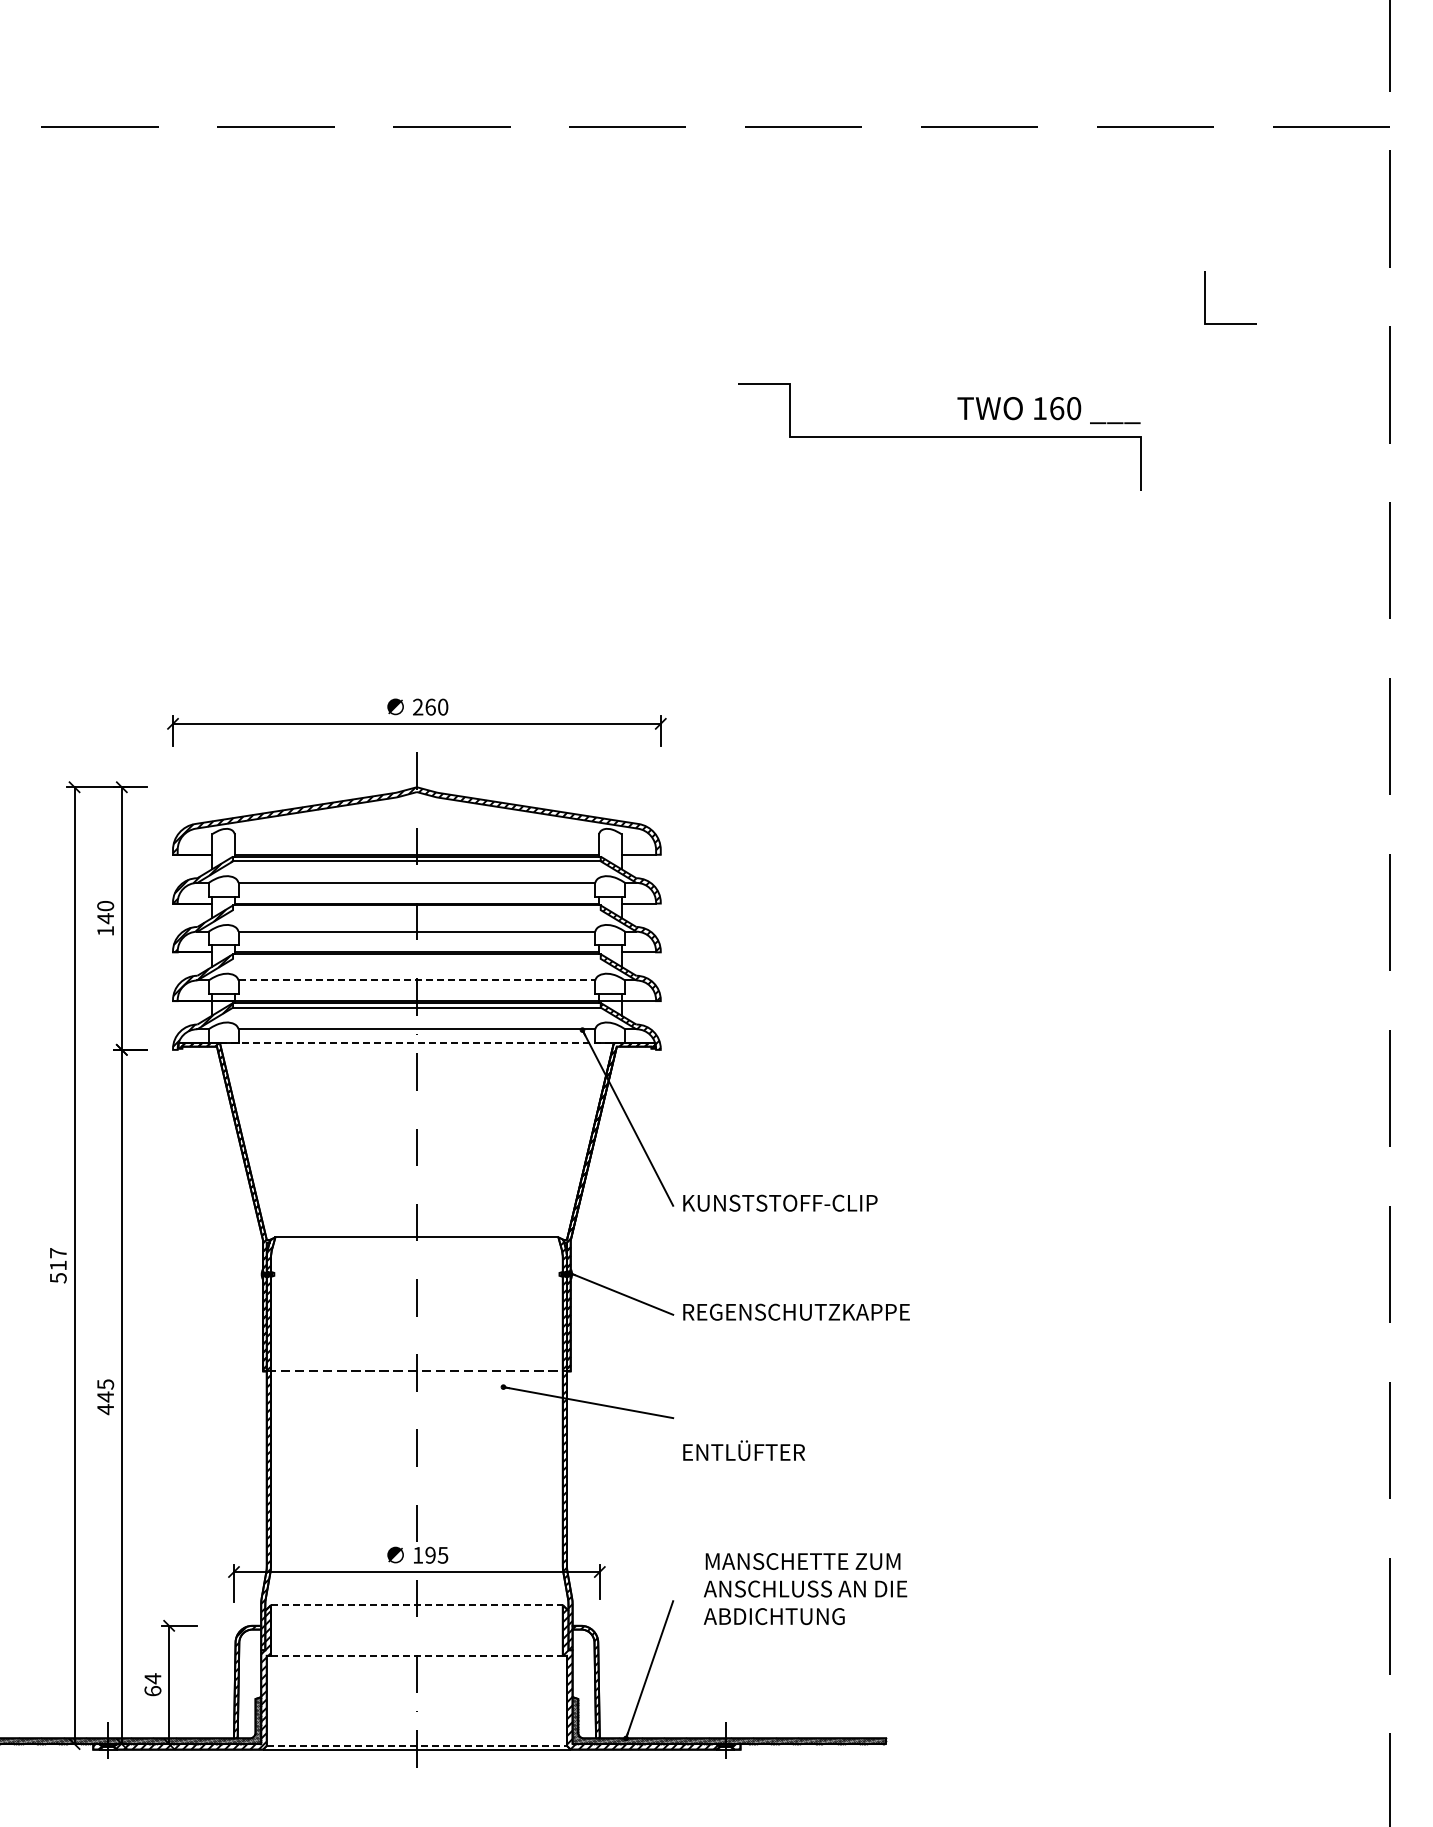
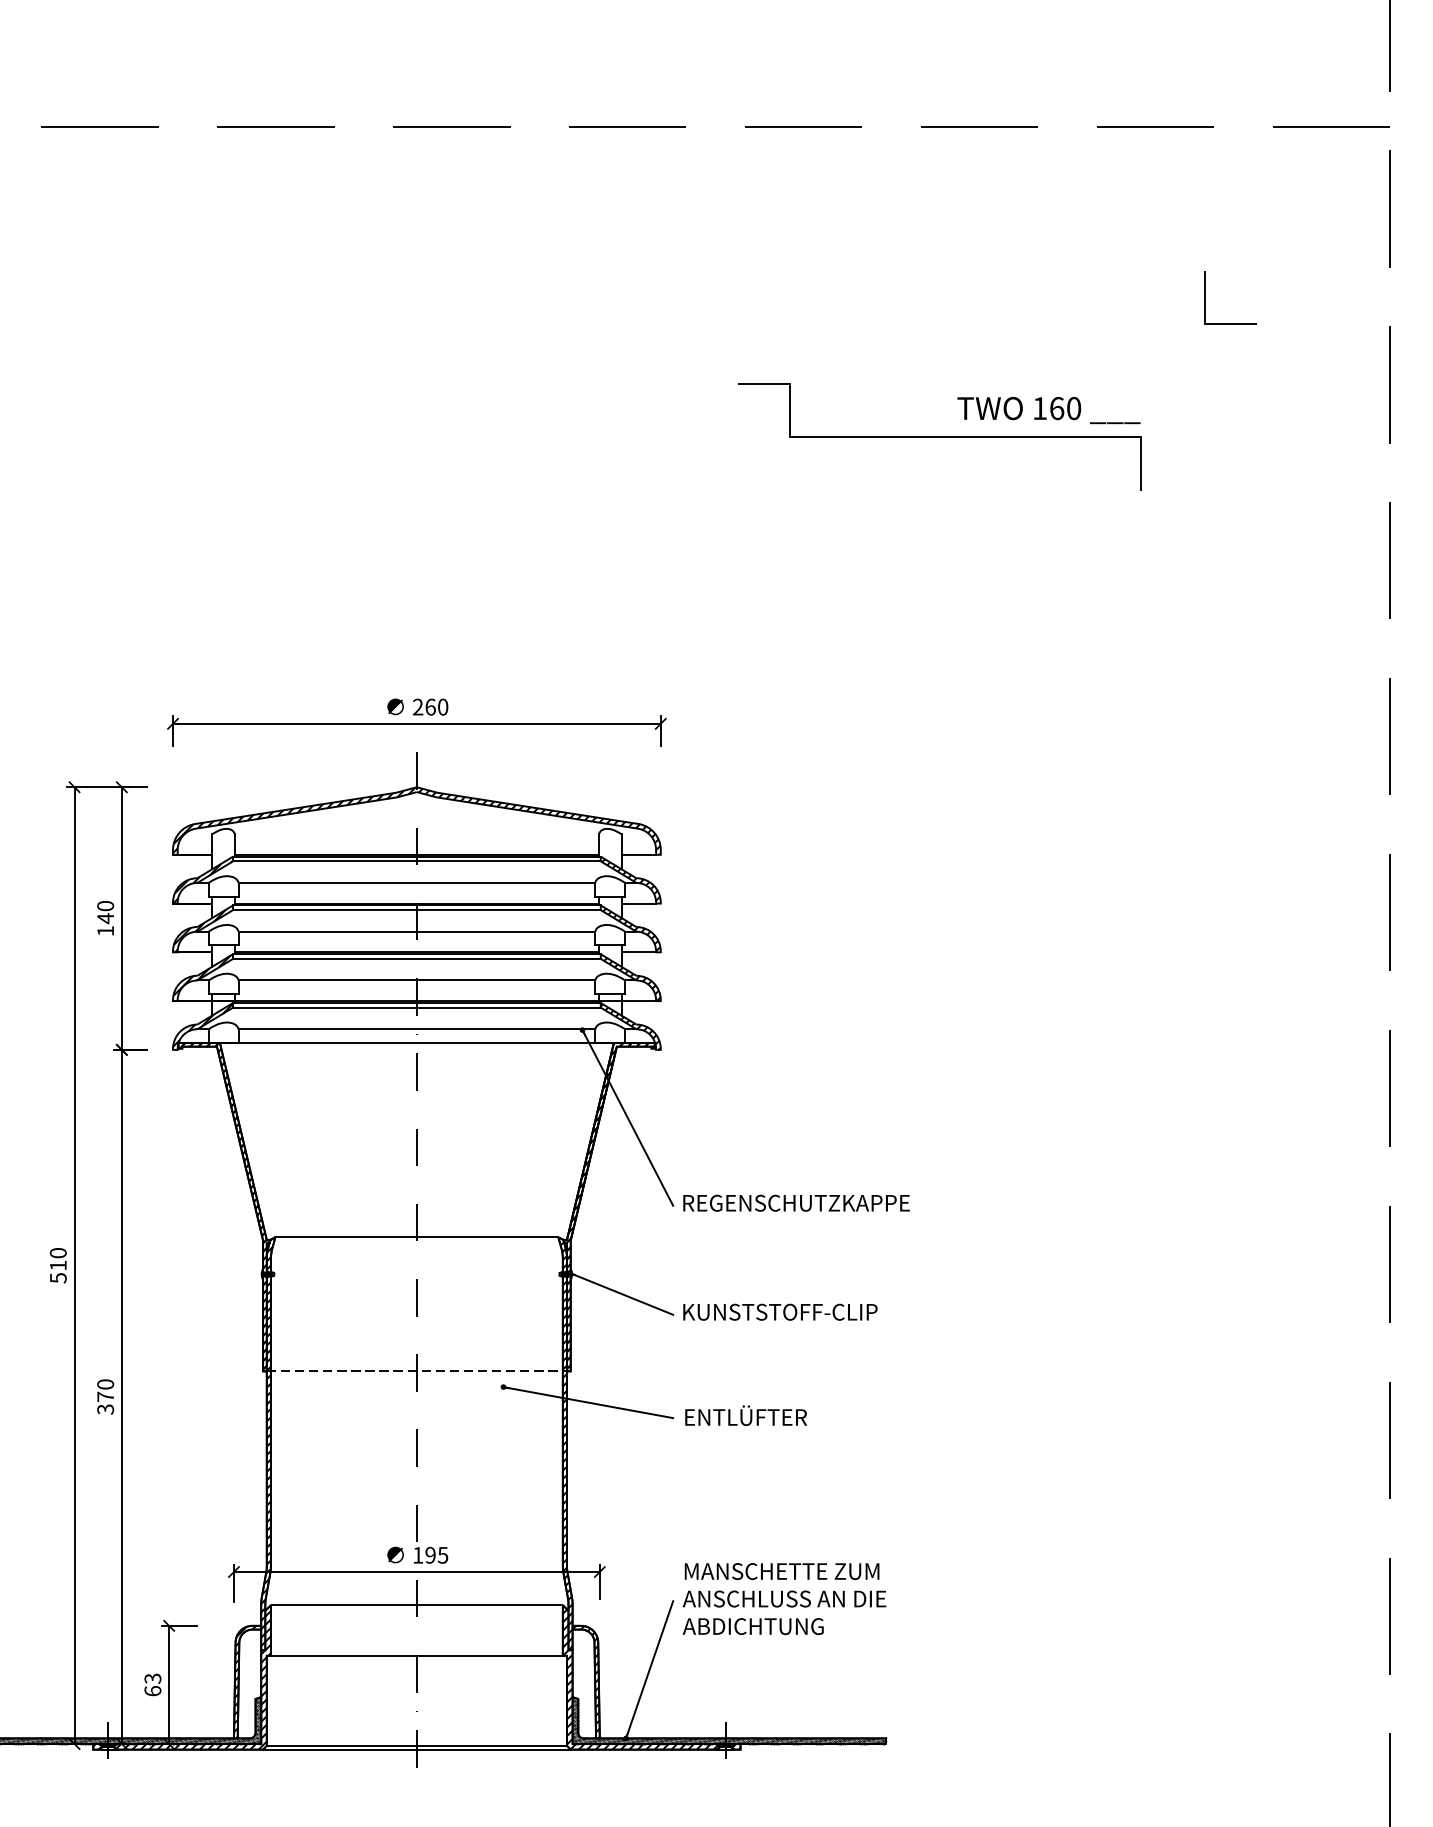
line: none -> present (416, 910)
line: none -> present (416, 958)
line: dashed -> solid (417, 980)
line: dashed -> solid (416, 1042)
text: KUNSTSTOFF-CLIP -> REGENSCHUTZKAPPE (797, 1202)
text: 517 -> 510 (57, 1253)
text: REGENSCHUTZKAPPE -> KUNSTSTOFF-CLIP (797, 1311)
text: 445 -> 370 (105, 1397)
text position: (743, 1450) -> (745, 1415) (745, 1415)
text position: (805, 1589) -> (784, 1599) (784, 1599)
line: dashed -> solid (416, 1605)
line: dashed -> solid (416, 1655)
text: 64 -> 63 (152, 1678)
line: dashed -> solid (417, 1745)
